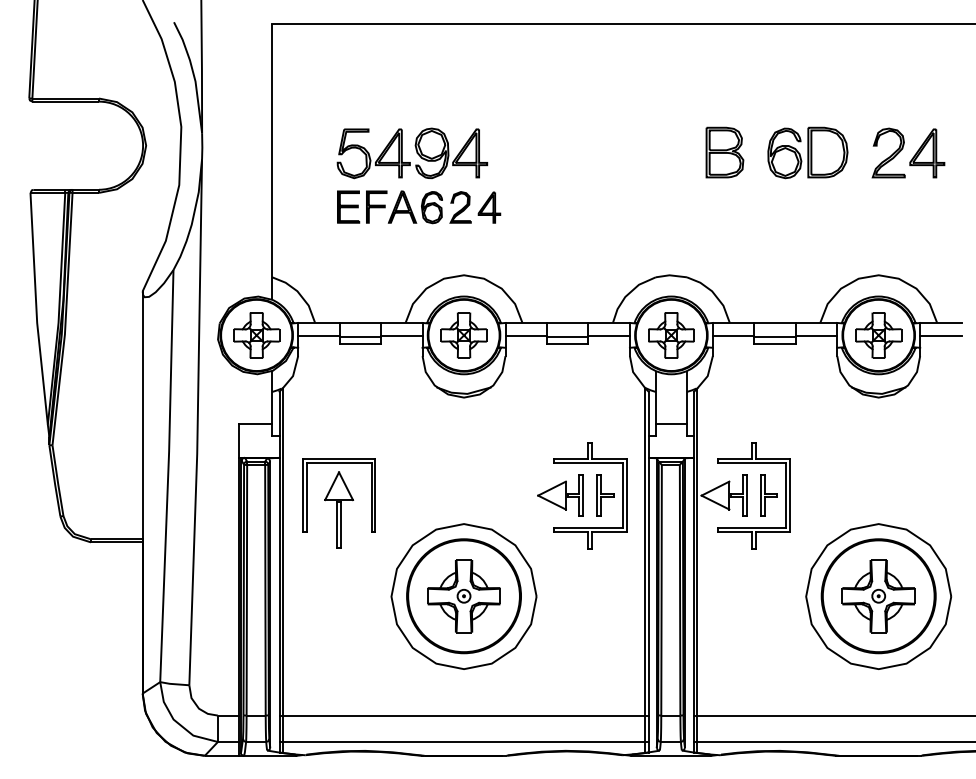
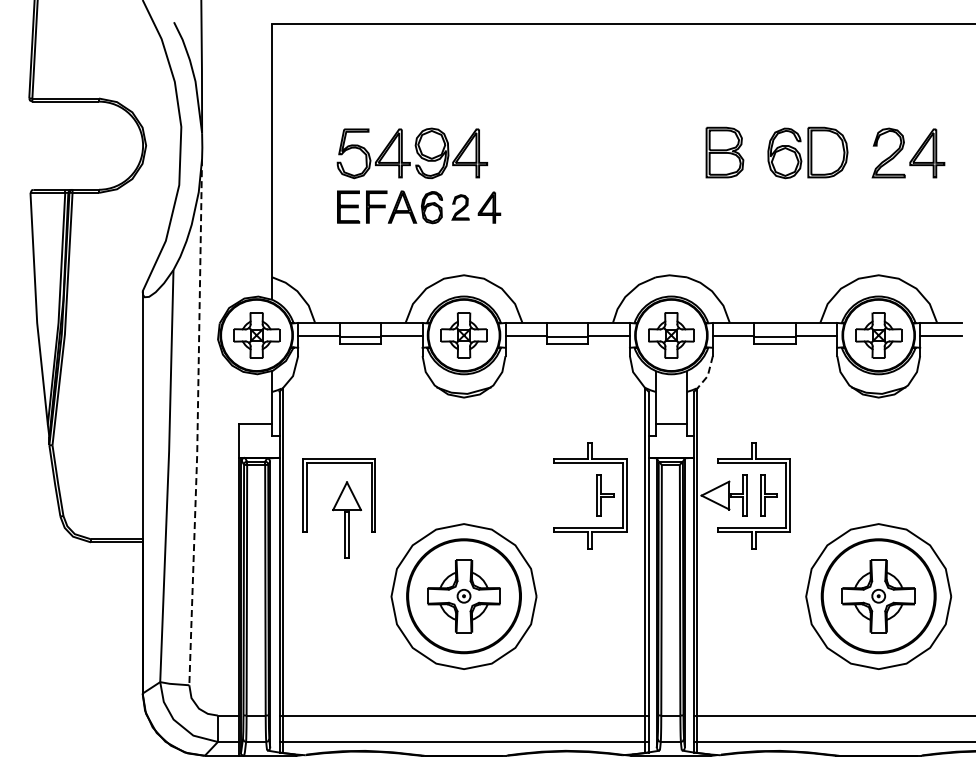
part size: 23x33 px -> 19x27 px (460, 207)
line: solid -> dashed (707, 375)
line: solid -> dashed (197, 423)
part: present -> none (560, 495)
part position: (339, 509) -> (347, 519) (347, 519)
